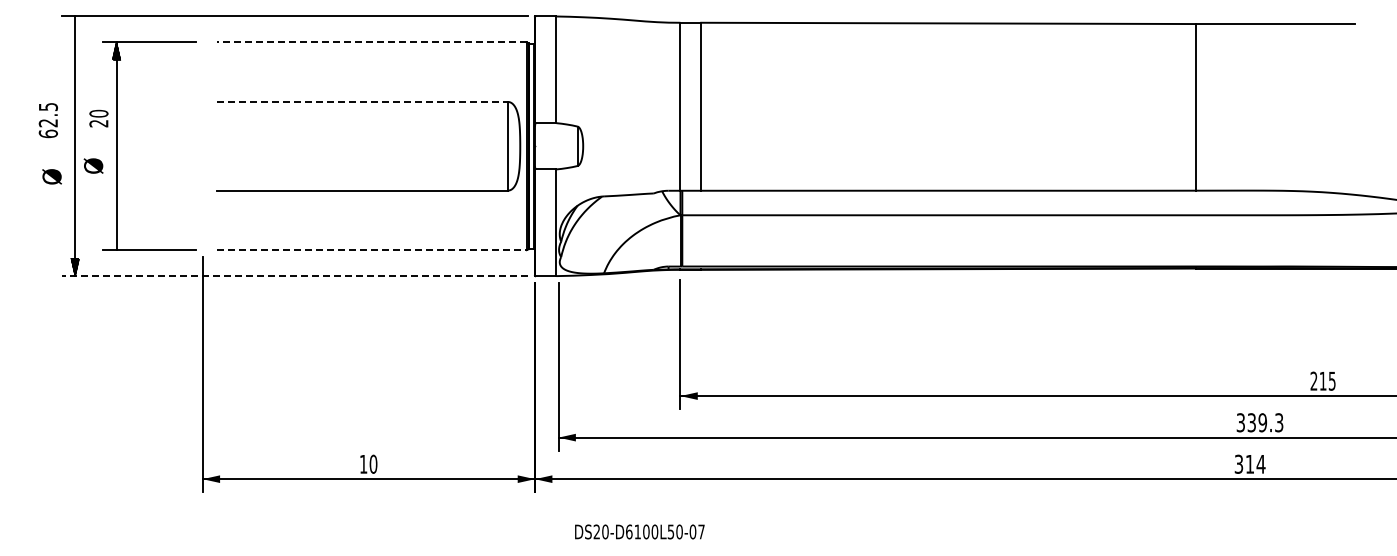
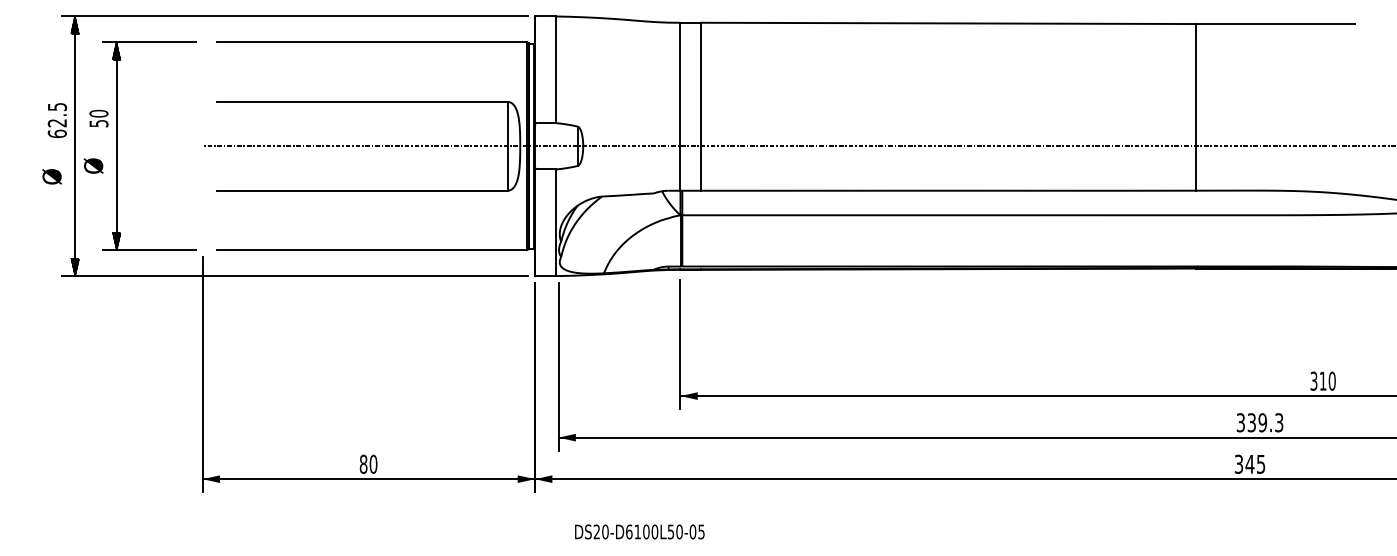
hatch: none -> present (74, 24)
line: dashed -> solid (371, 42)
line: dashed -> solid (362, 101)
text position: (47, 120) -> (56, 120) (56, 120)
text: 20 -> 50 (98, 123)
line: none -> present (797, 146)
hatch: none -> present (116, 241)
line: dashed -> solid (371, 250)
line: dashed -> solid (294, 276)
text: 215 -> 310 (1322, 380)
text: 10 -> 80 (363, 463)
text: 314 -> 345 (1255, 464)
text: DS20-D6100L50-07 -> DS20-D6100L50-05 (701, 531)
